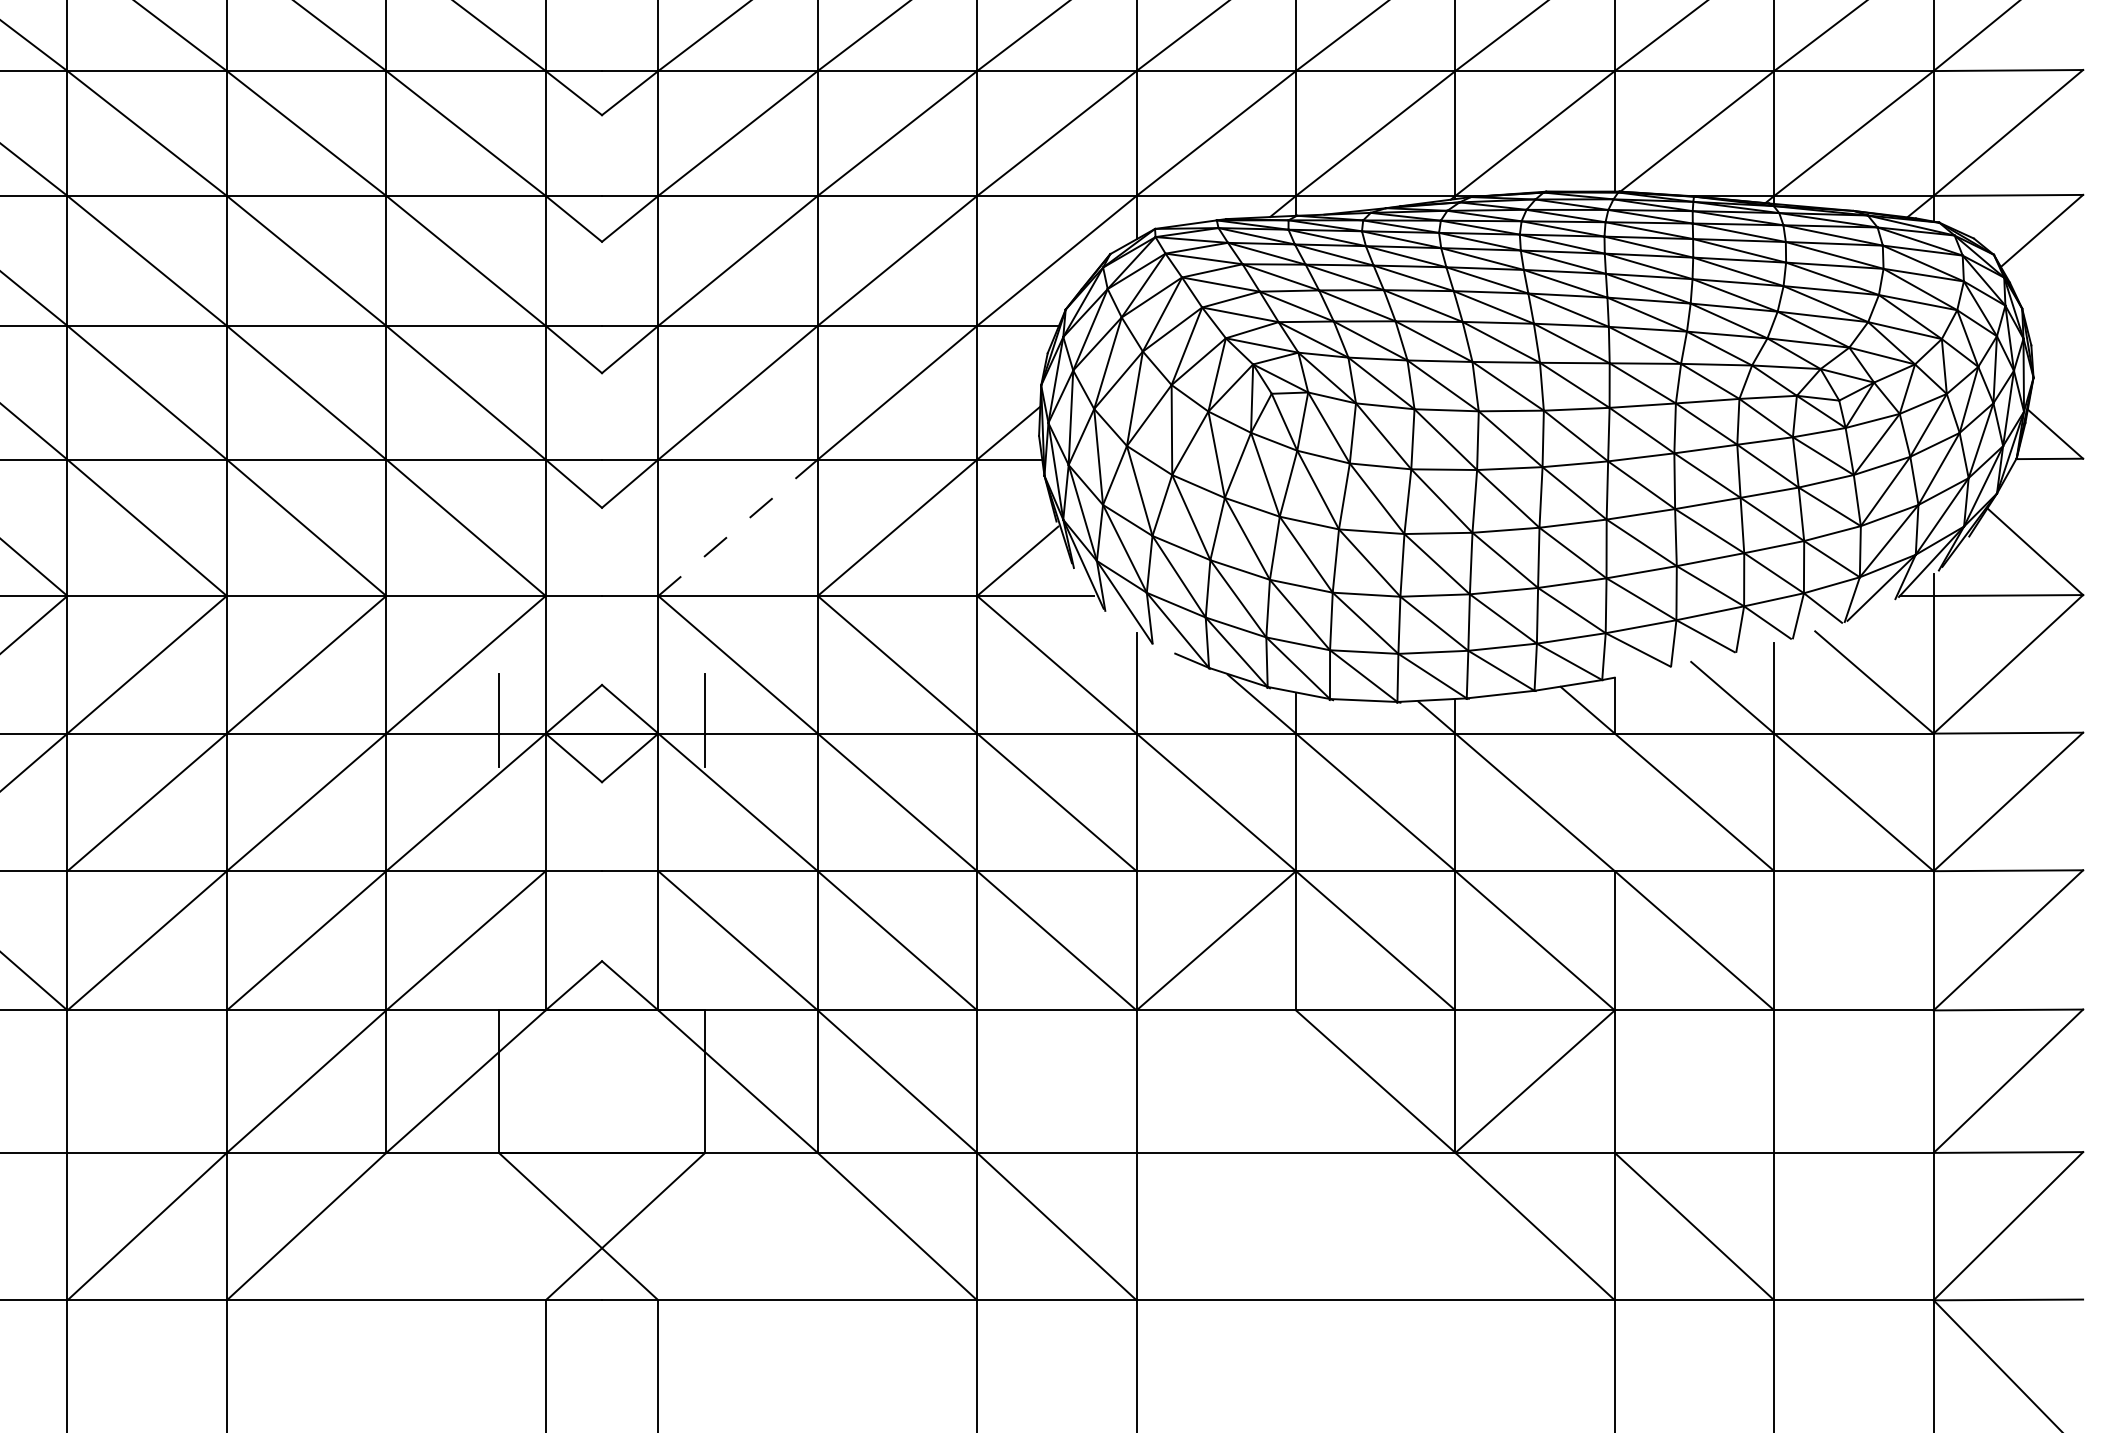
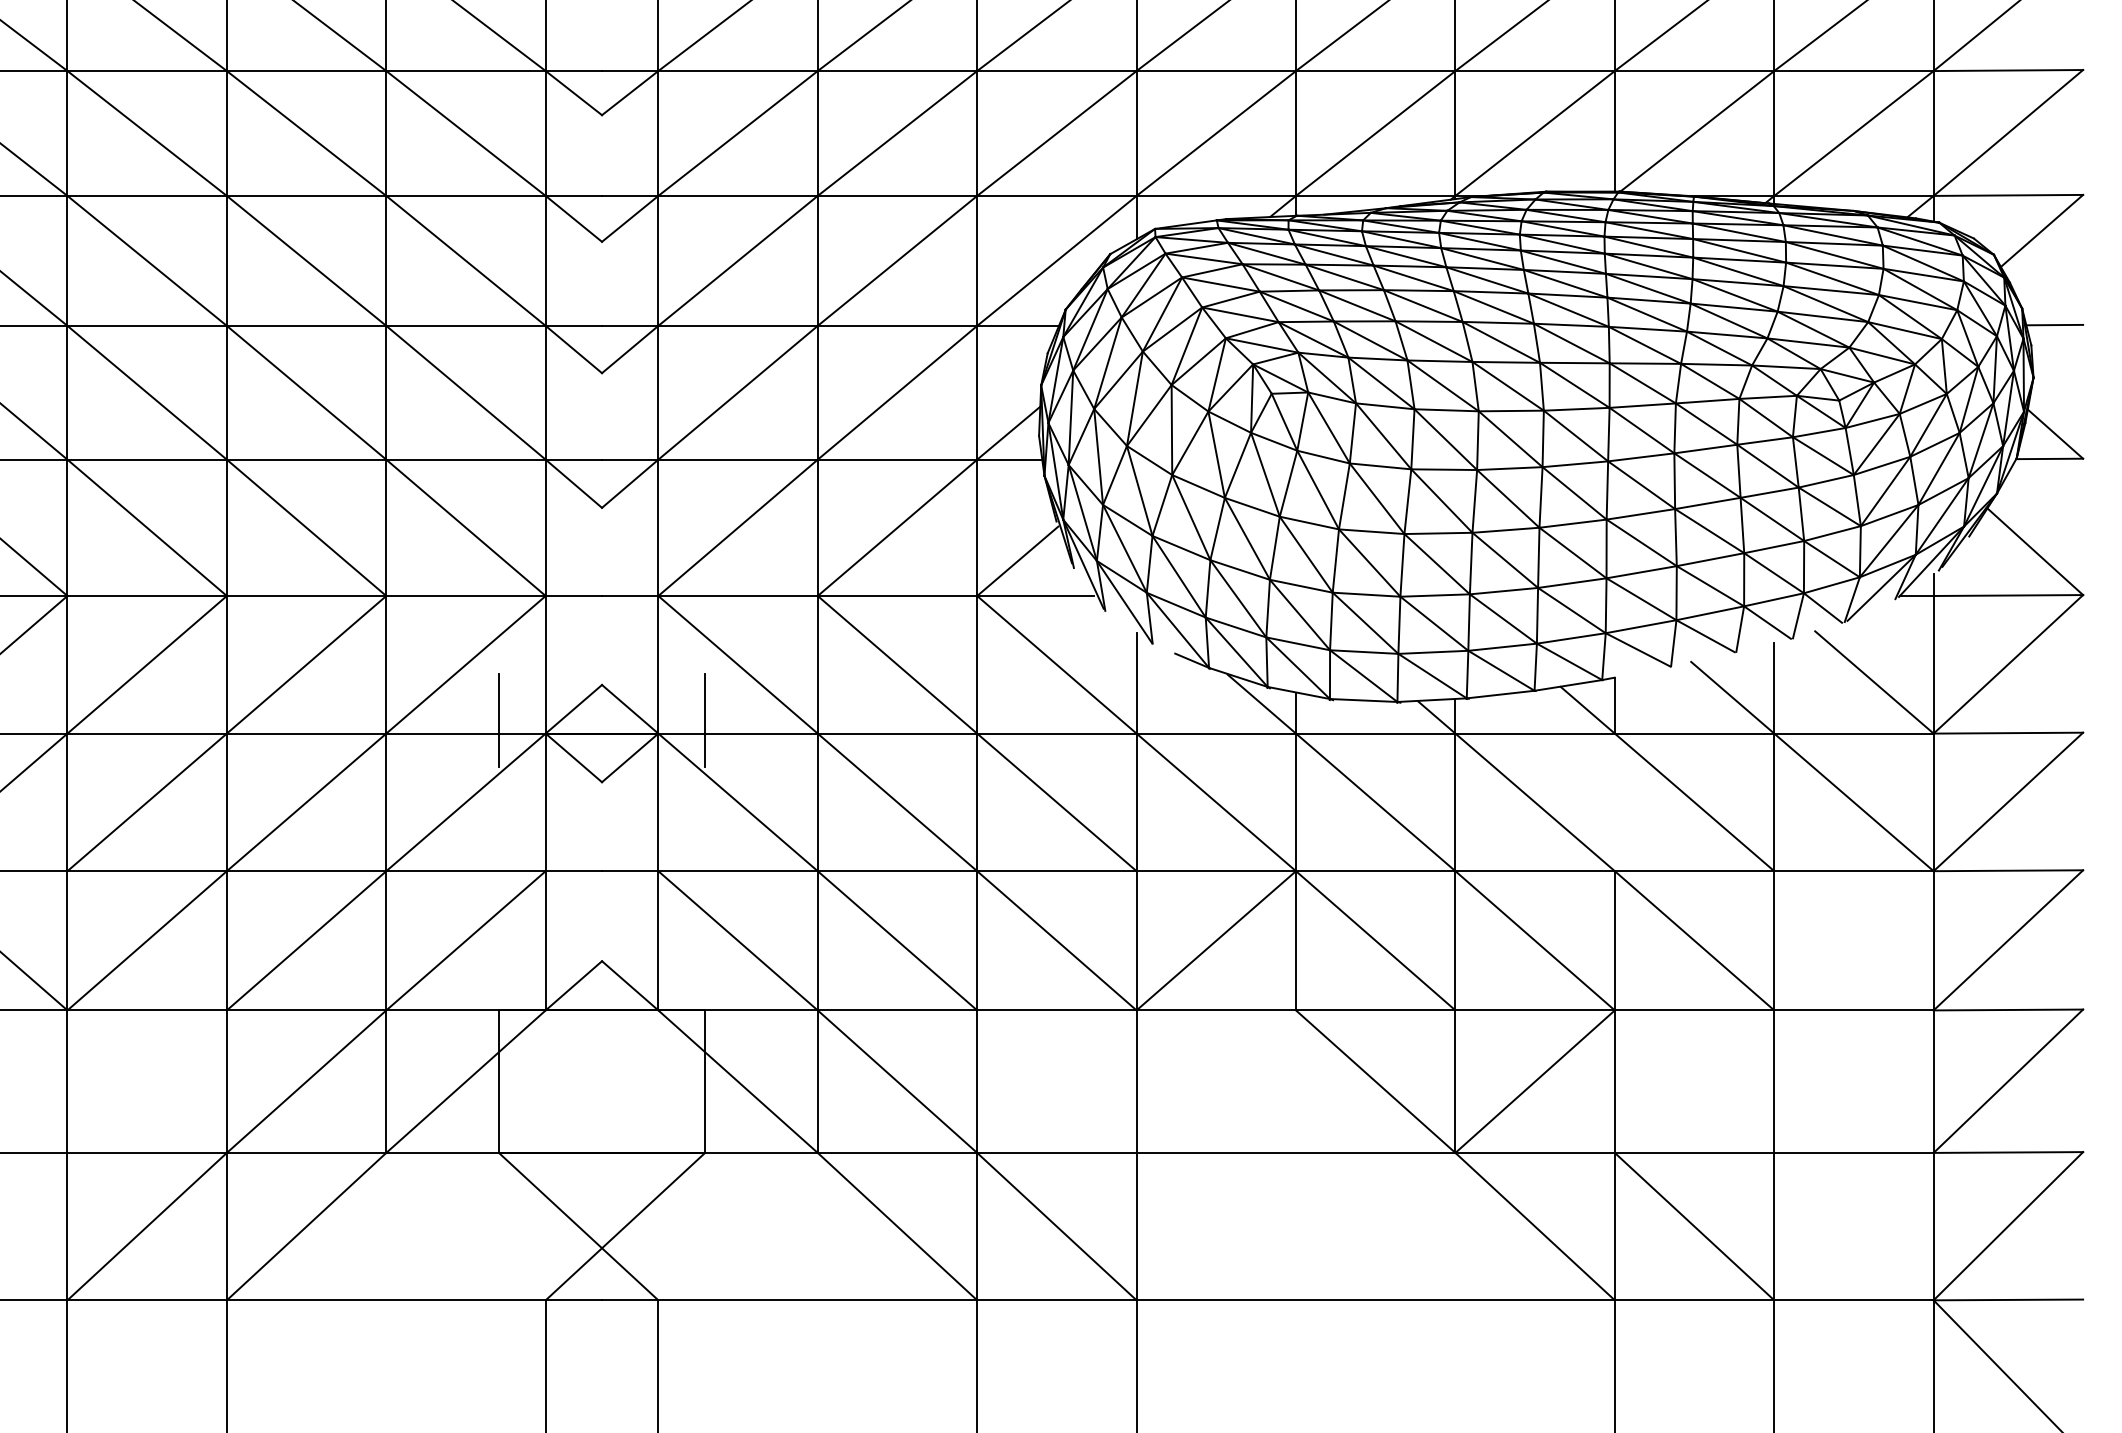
line: none -> present (2054, 324)
line: dashed -> solid (738, 527)
